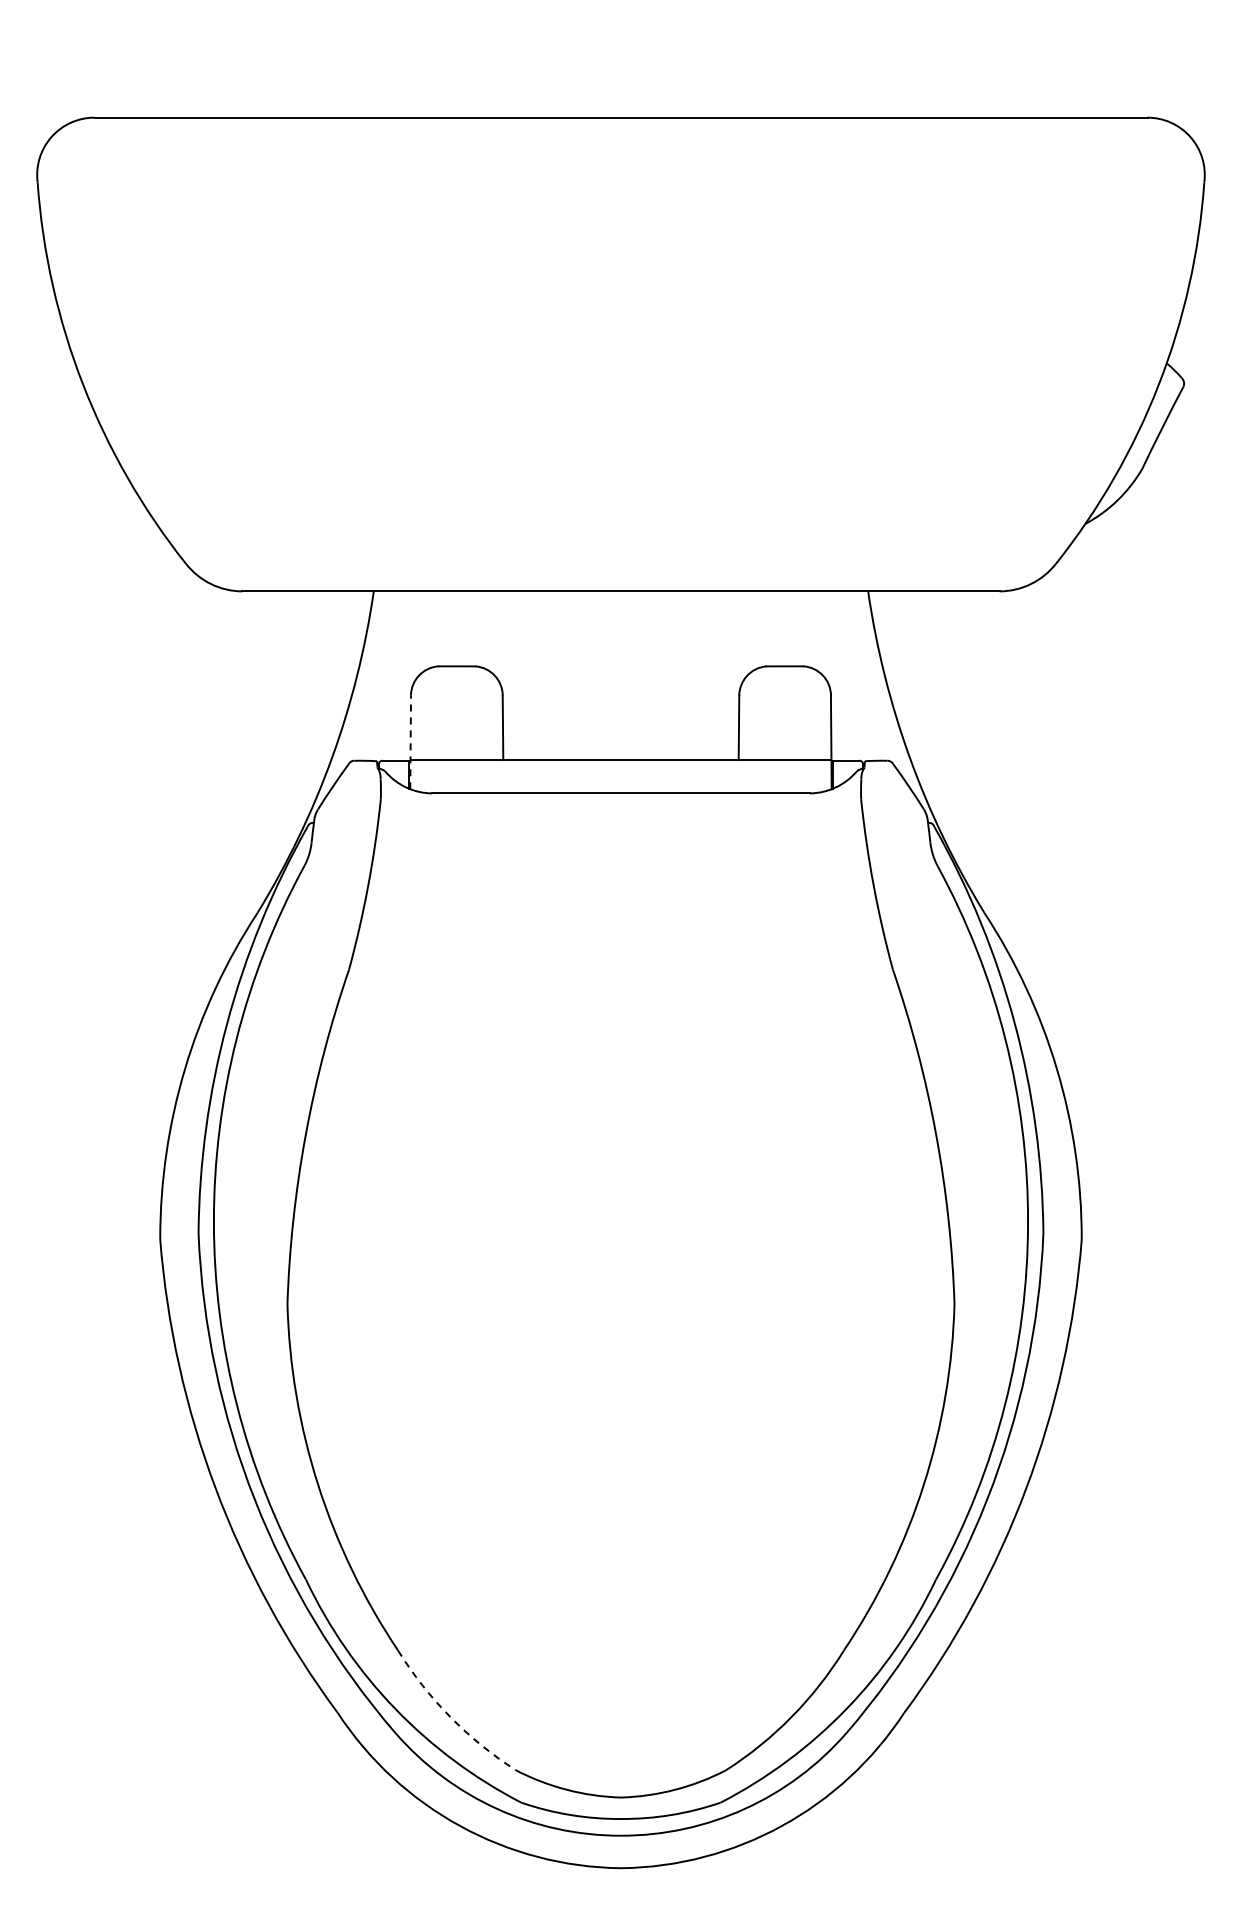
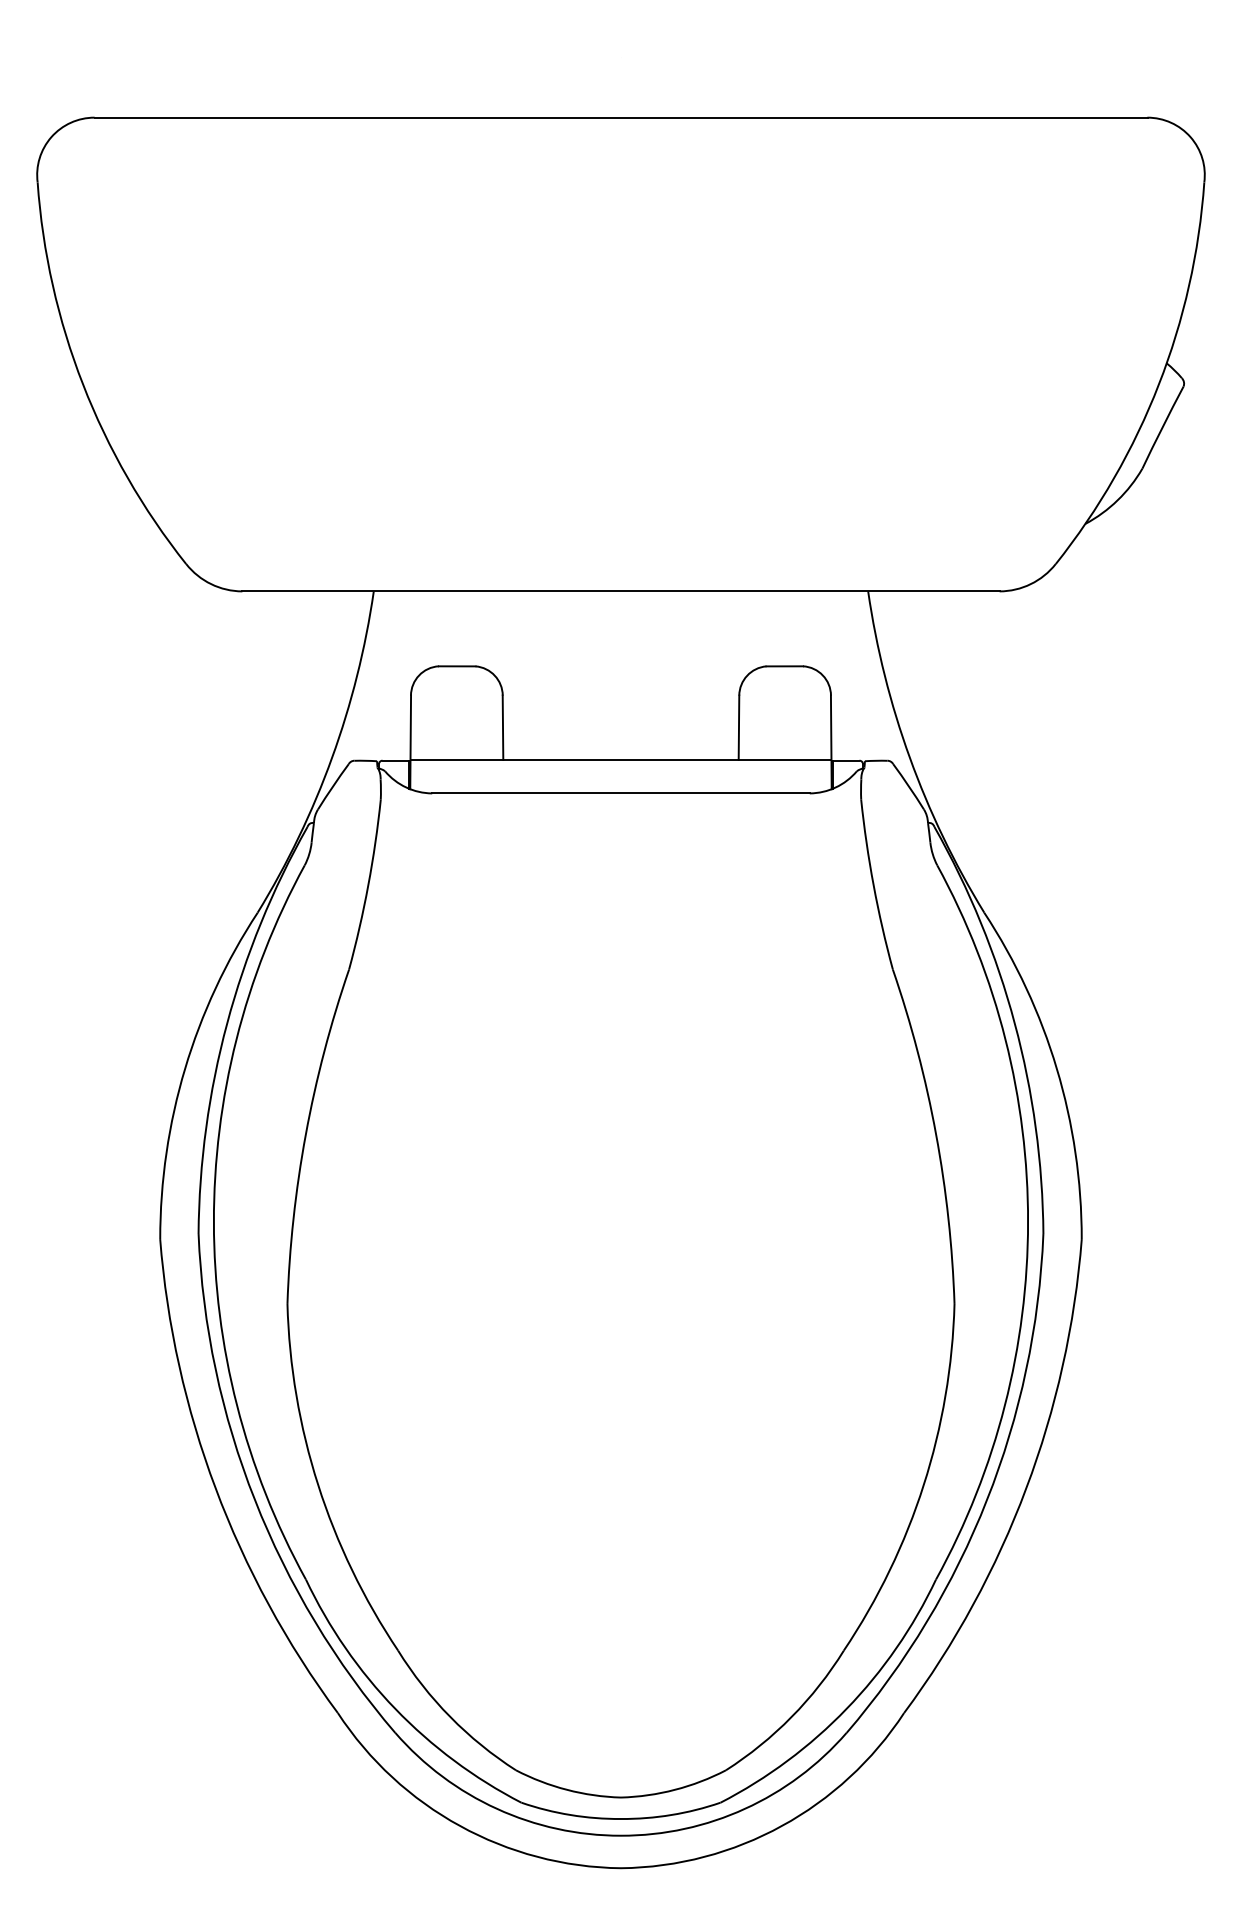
line: dashed -> solid (410, 742)
arc: dashed -> solid (450, 1717)
